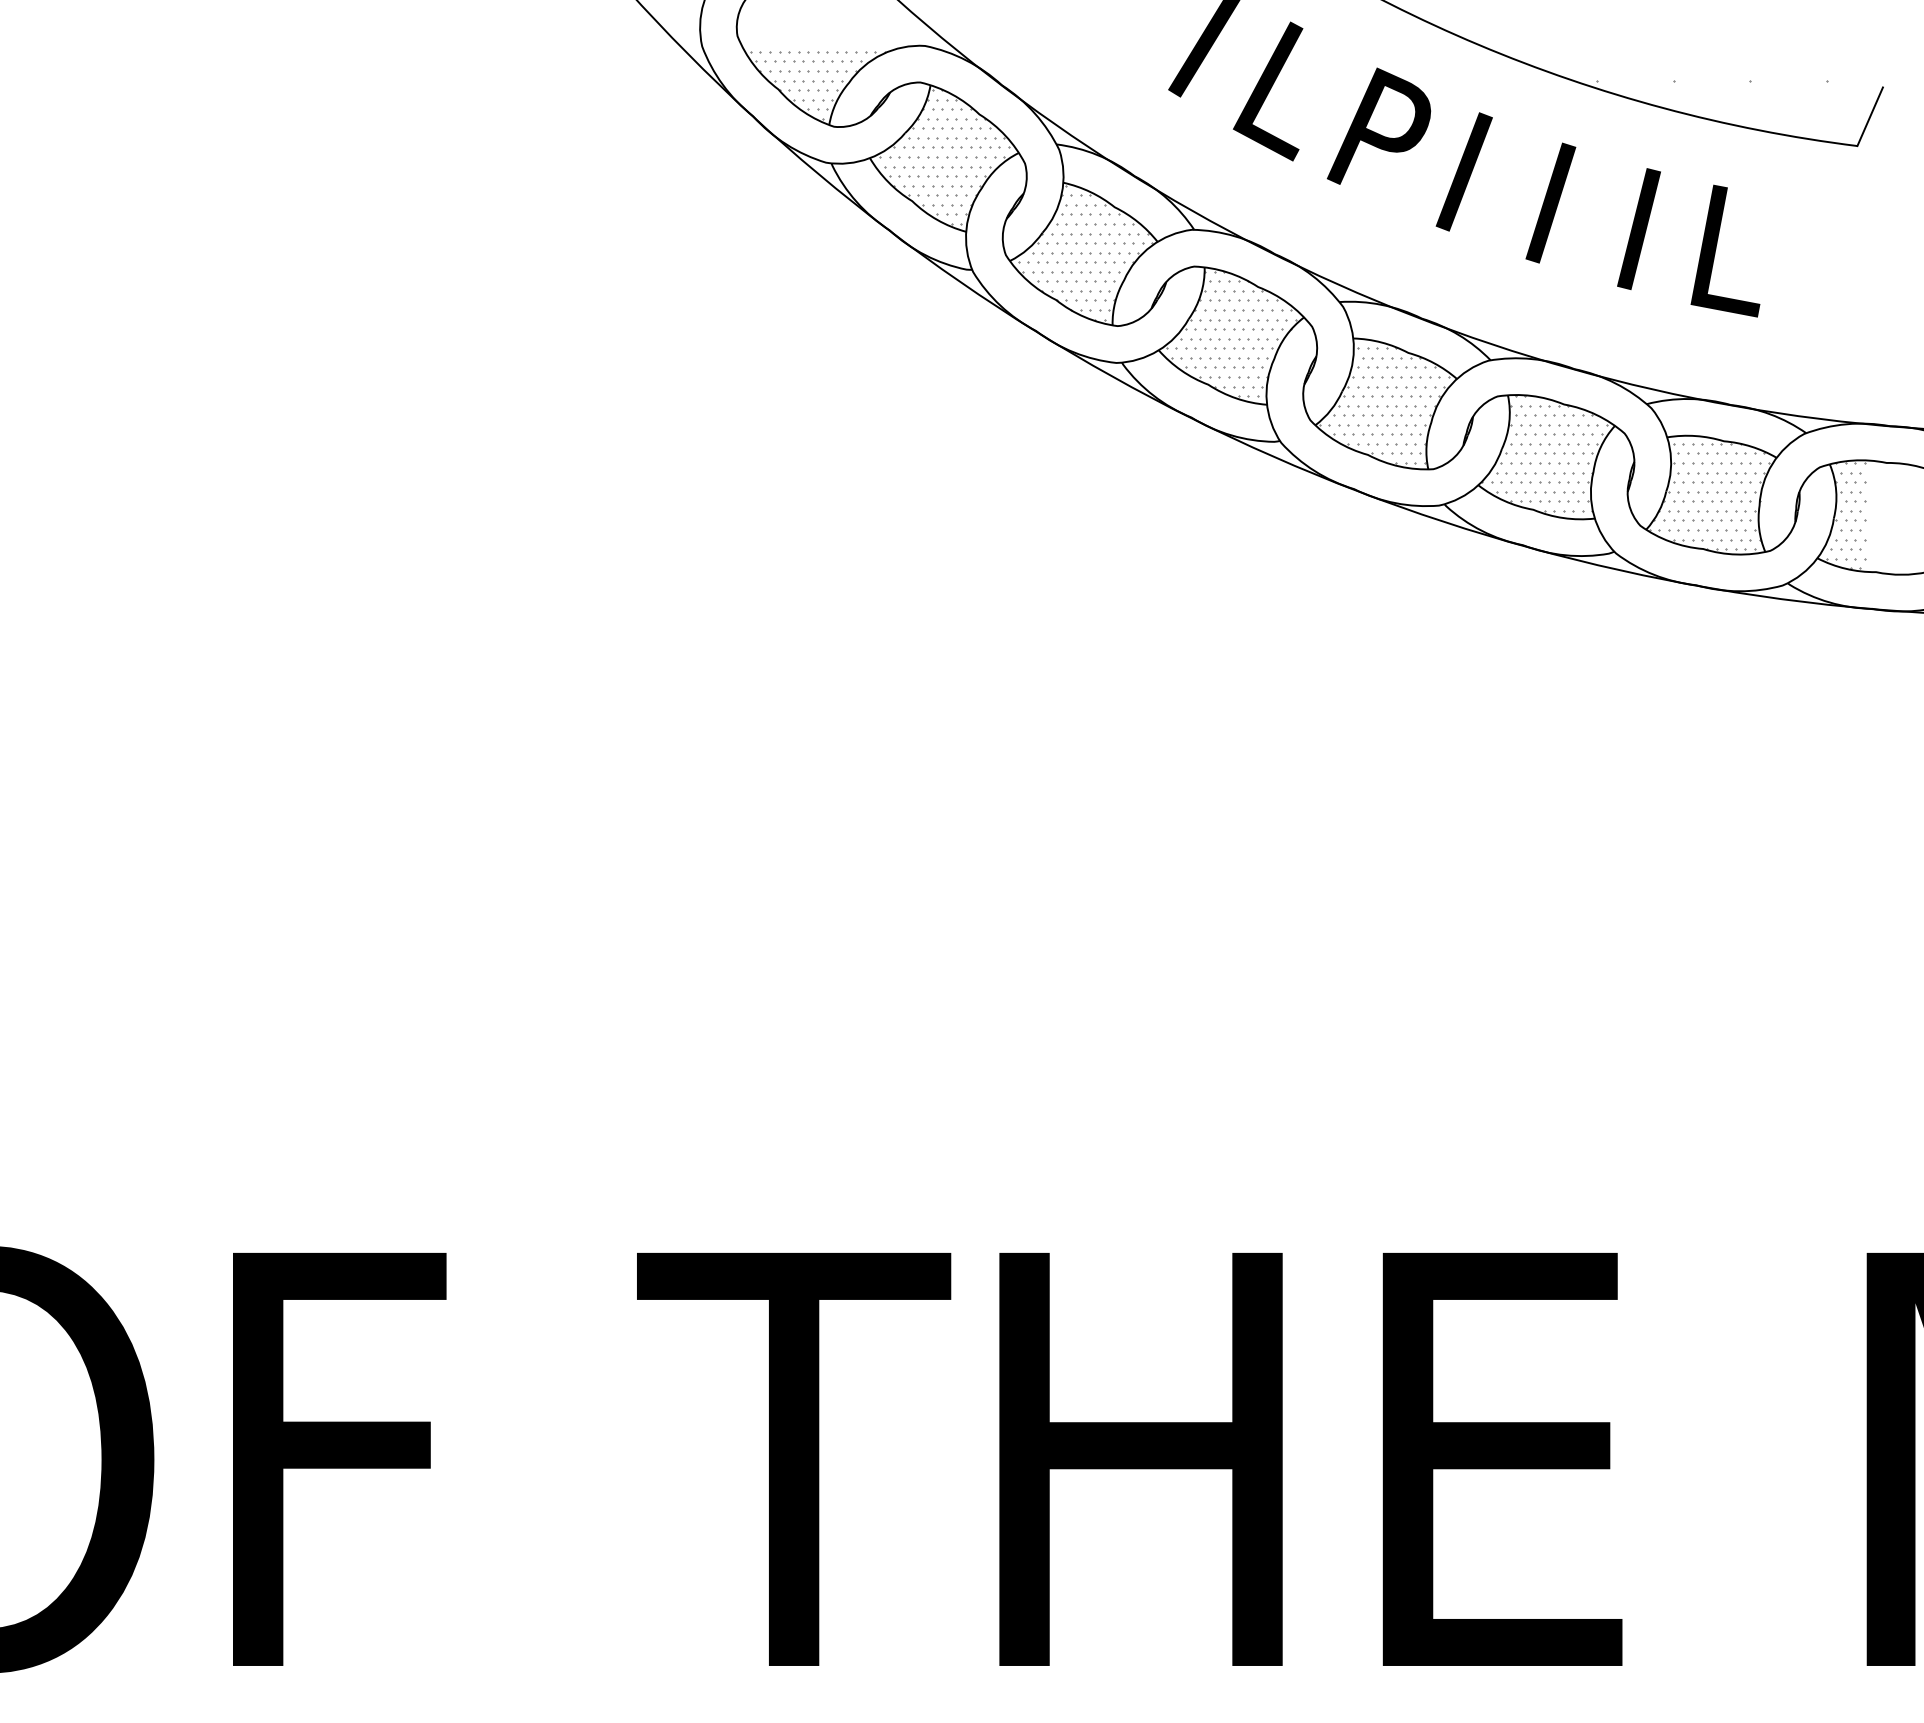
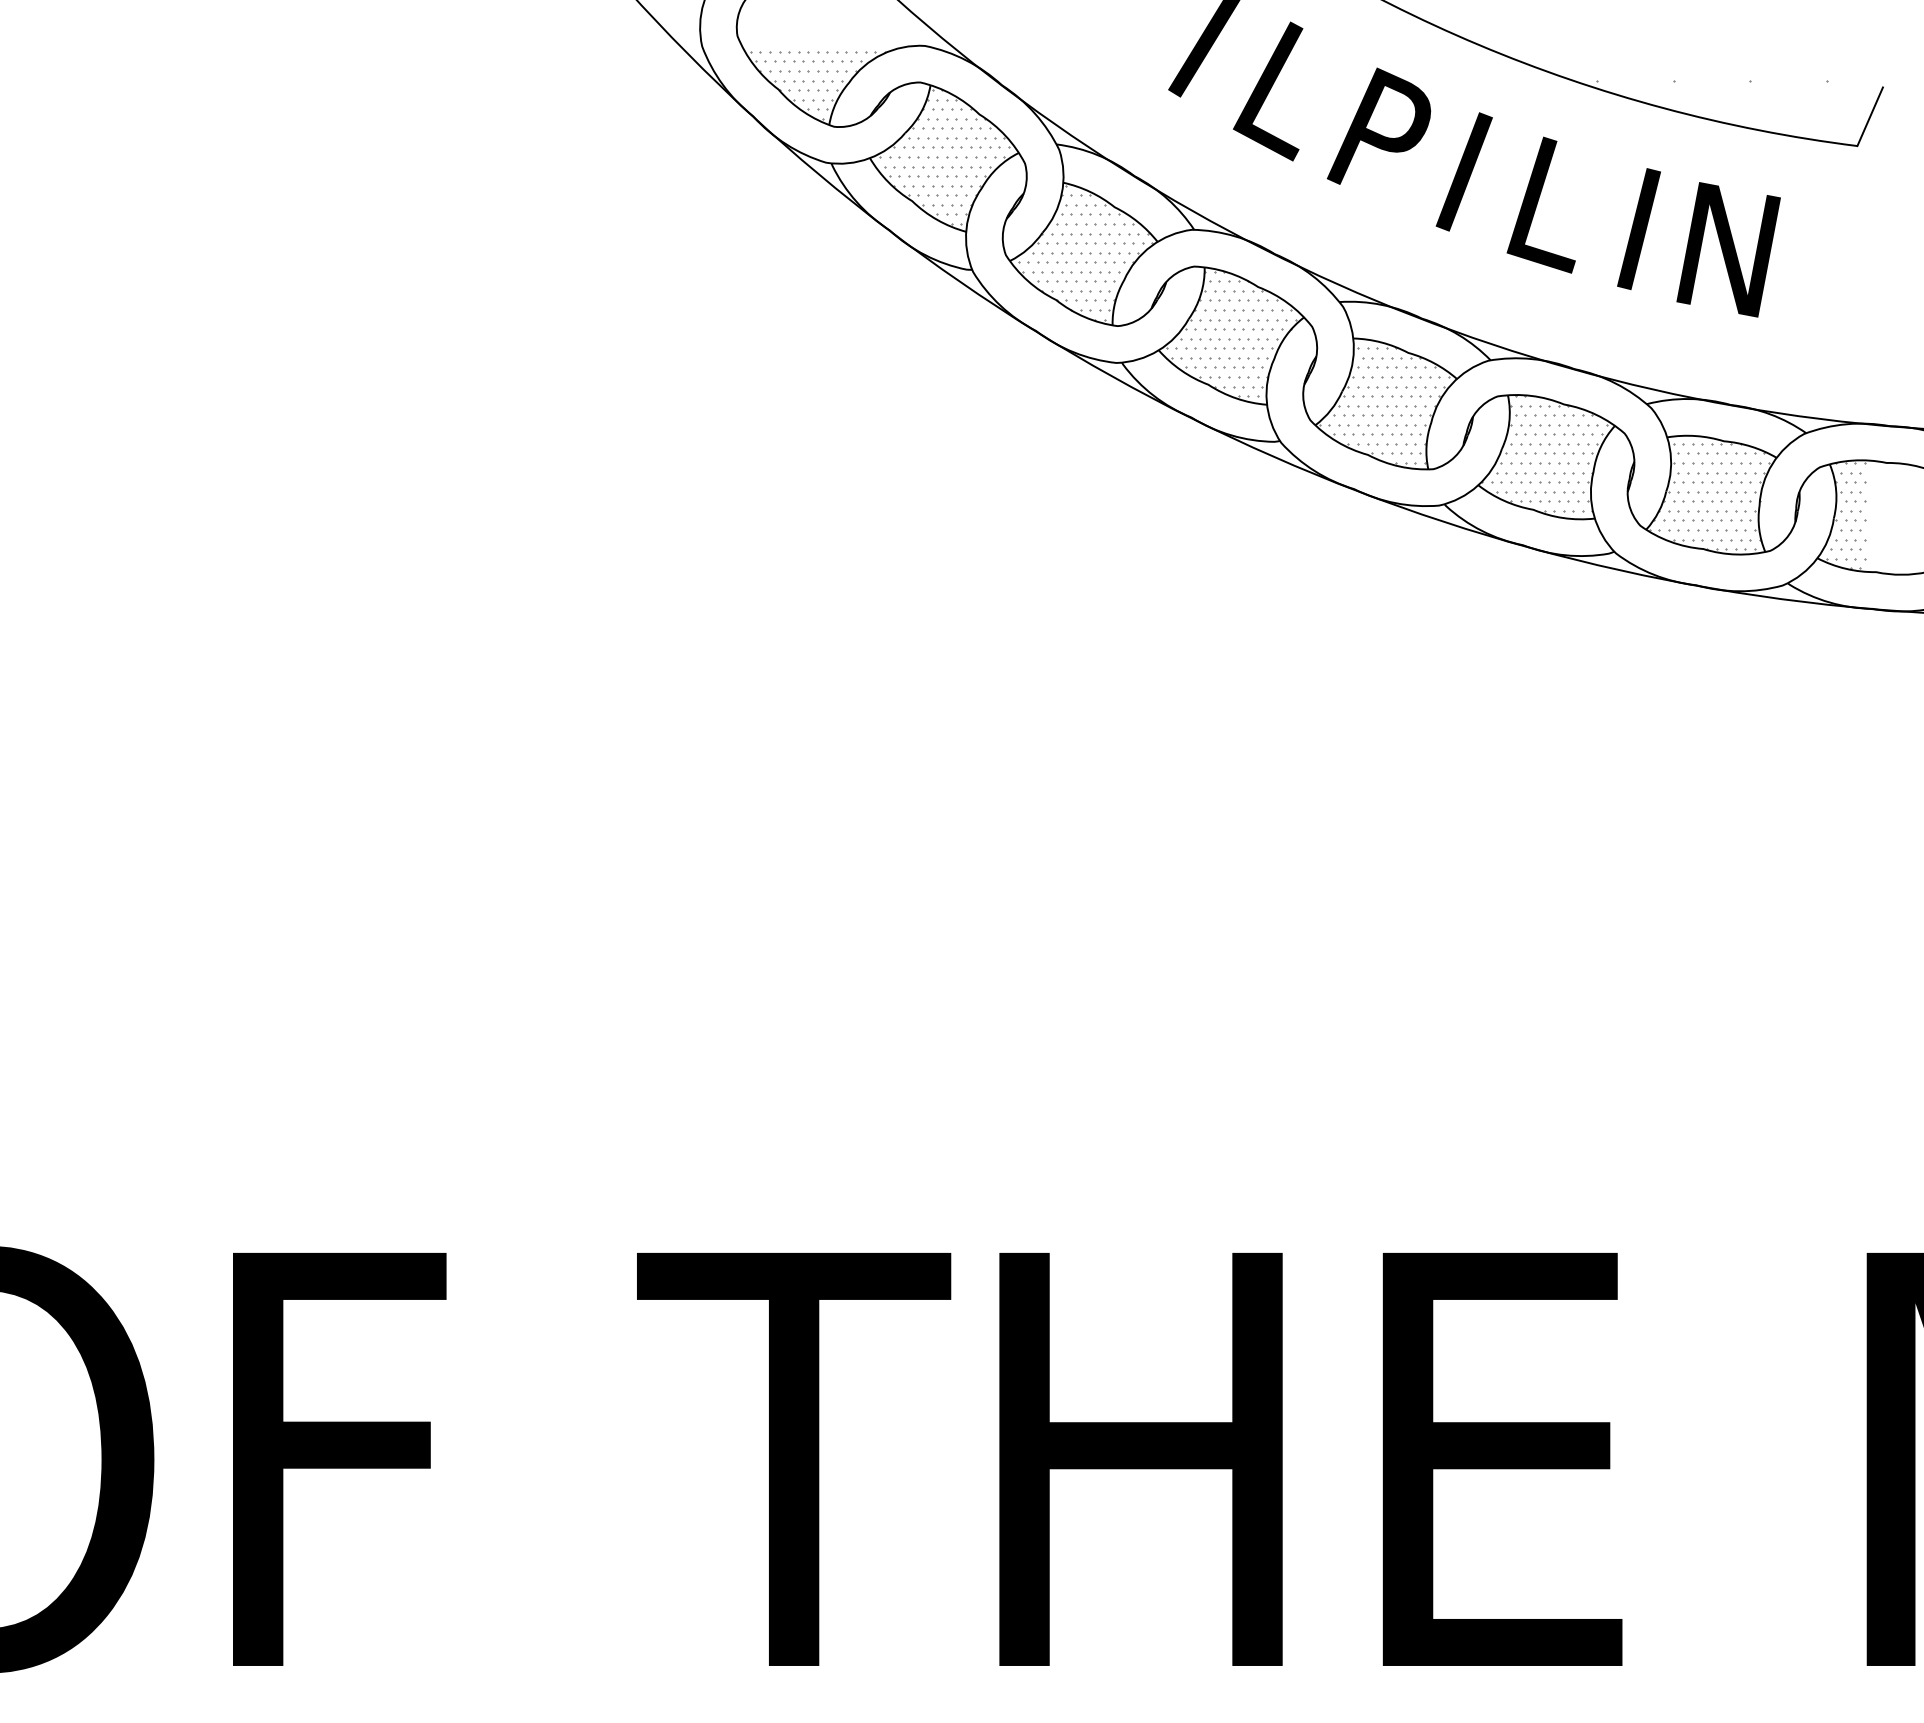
text: I -> L (1541, 204)
text: L -> N (1728, 249)
